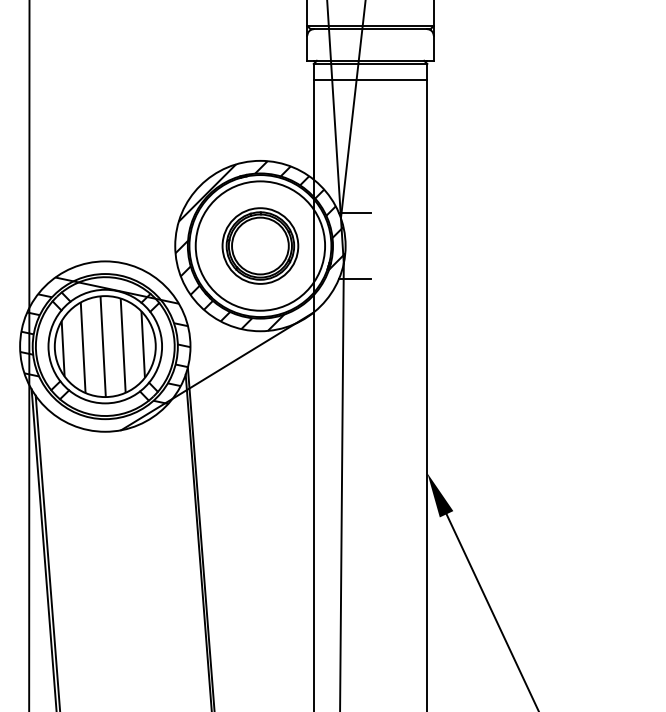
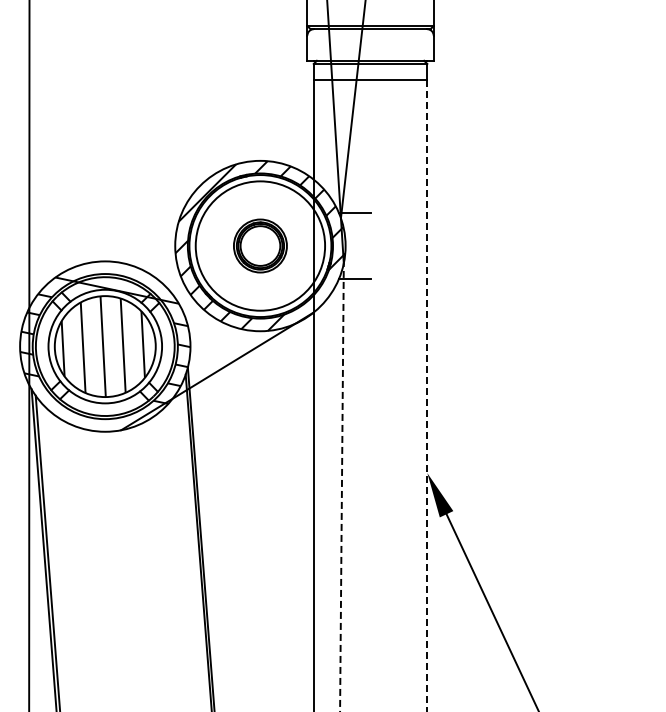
part size: 79x78 px -> 55x56 px (260, 245)
line: solid -> dashed (427, 396)
line: solid -> dashed (341, 487)
